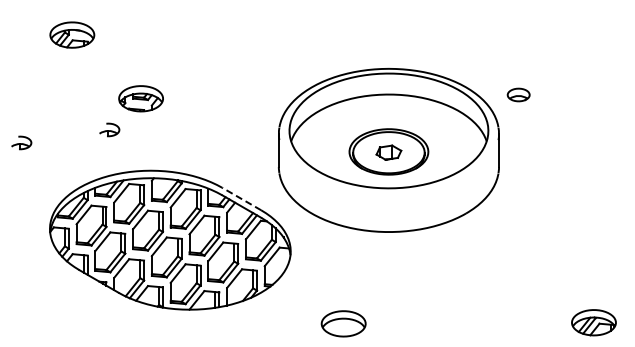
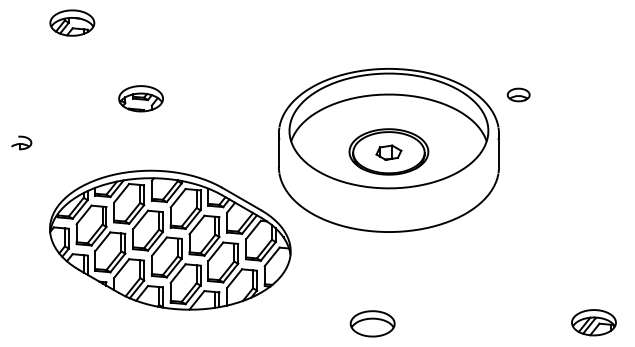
part position: (72, 34) -> (72, 22) (72, 22)
part: present -> none (109, 129)
line: dashed -> solid (241, 198)
part position: (343, 323) -> (372, 323) (372, 323)
